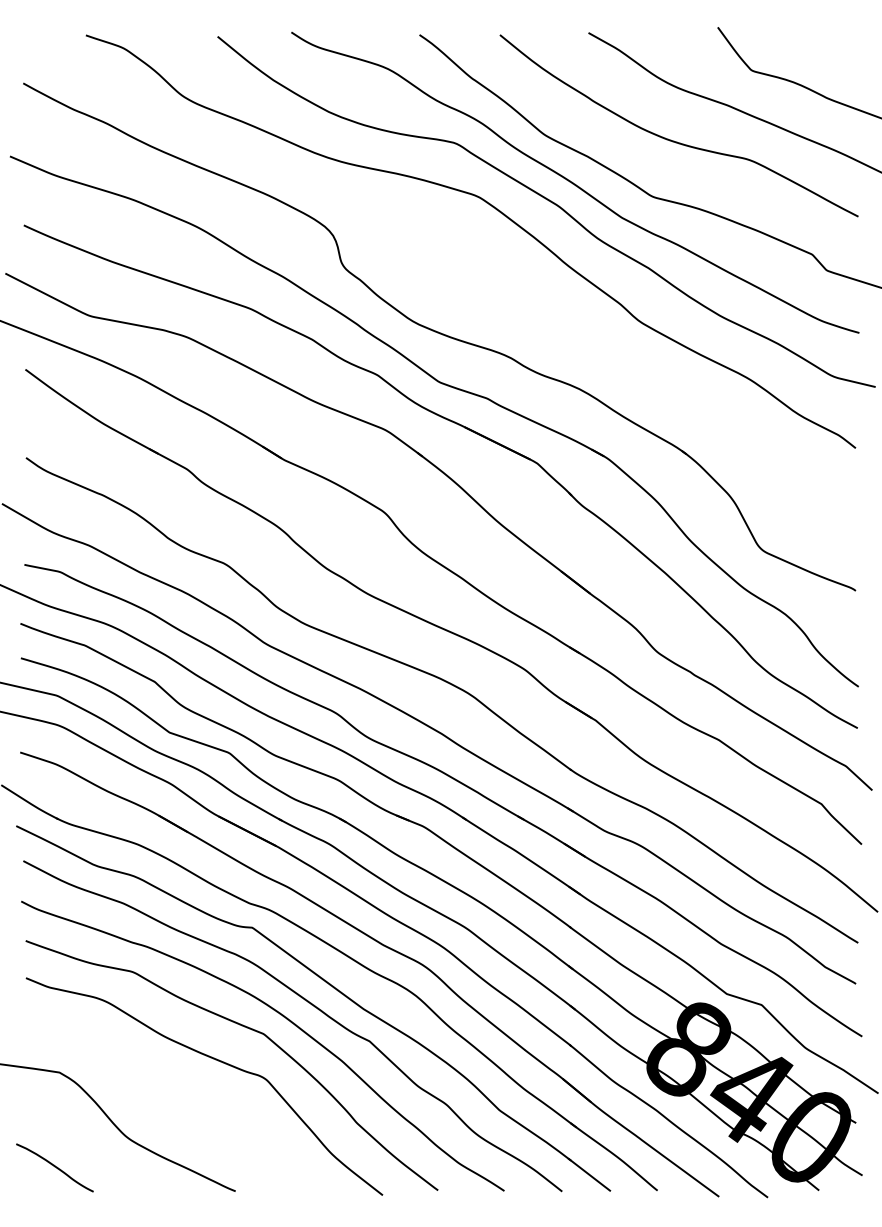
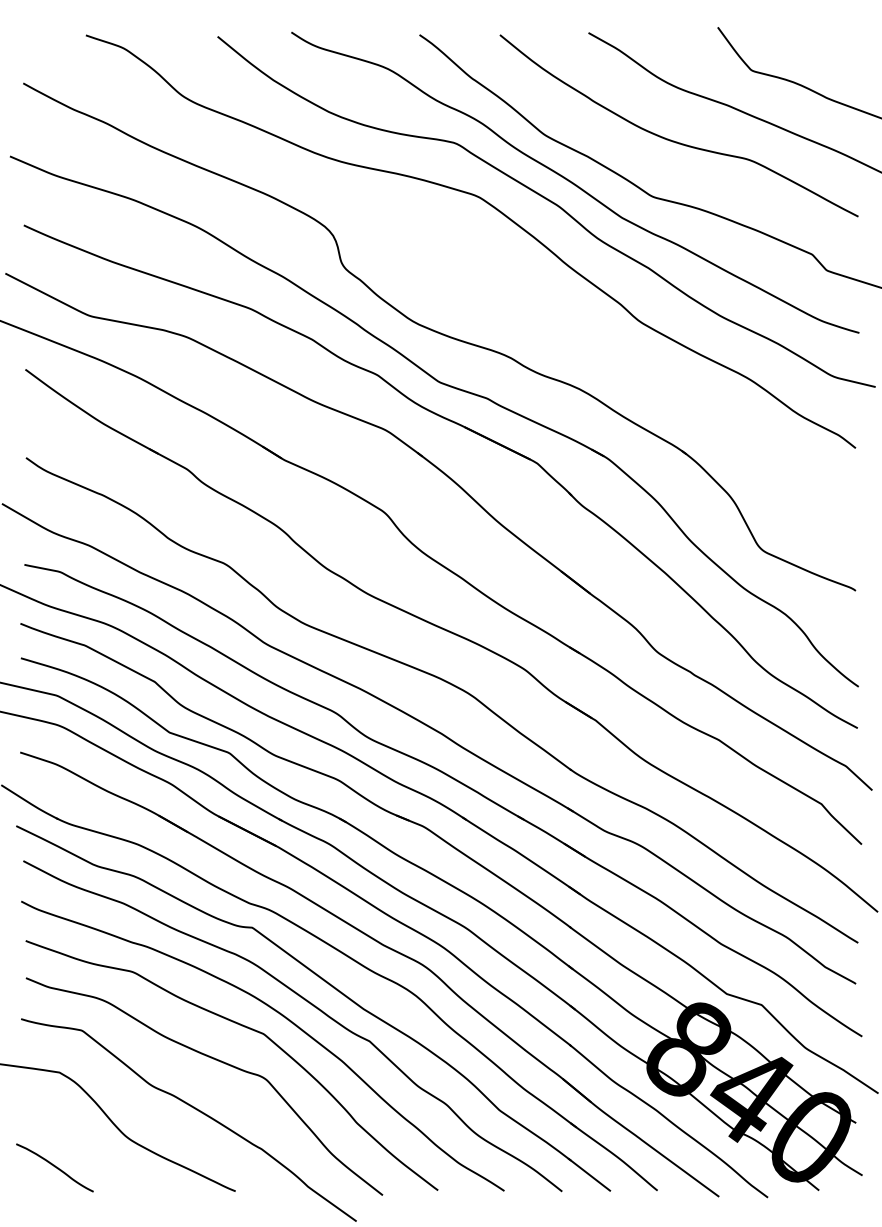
curve: none -> present (196, 1110)
